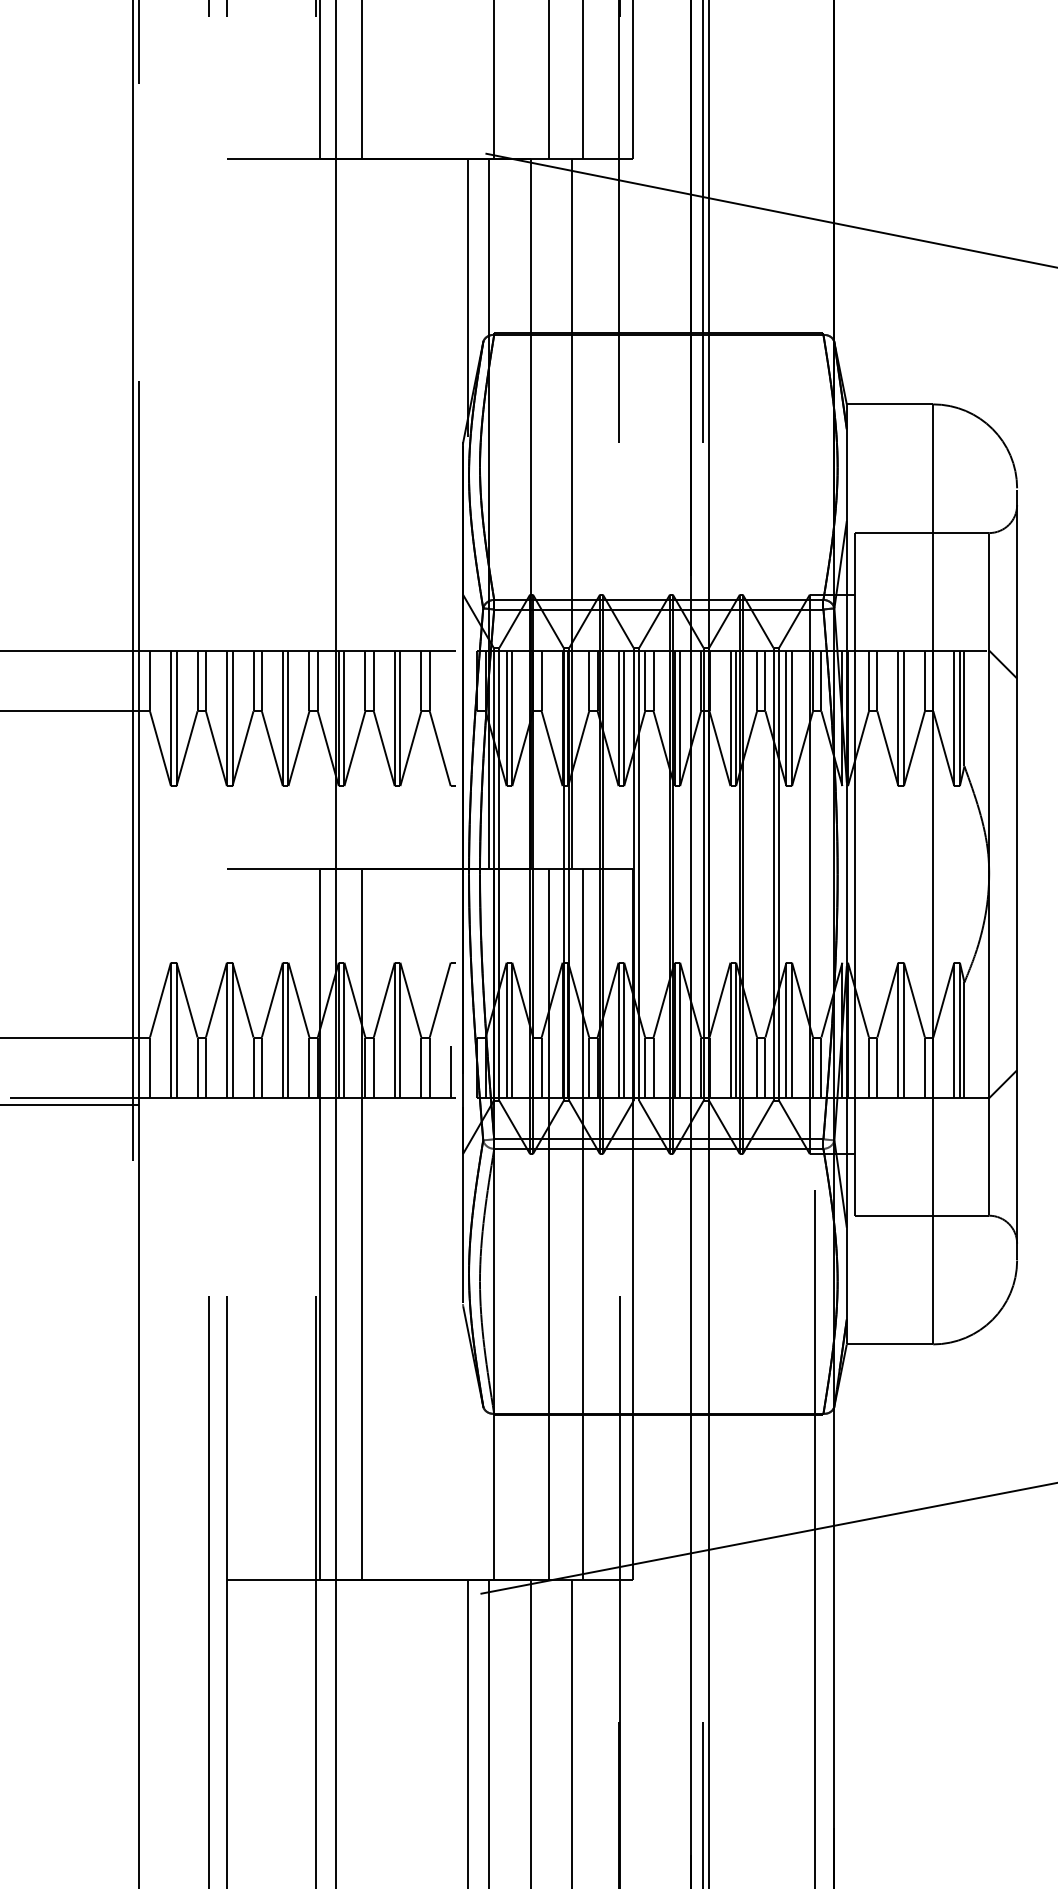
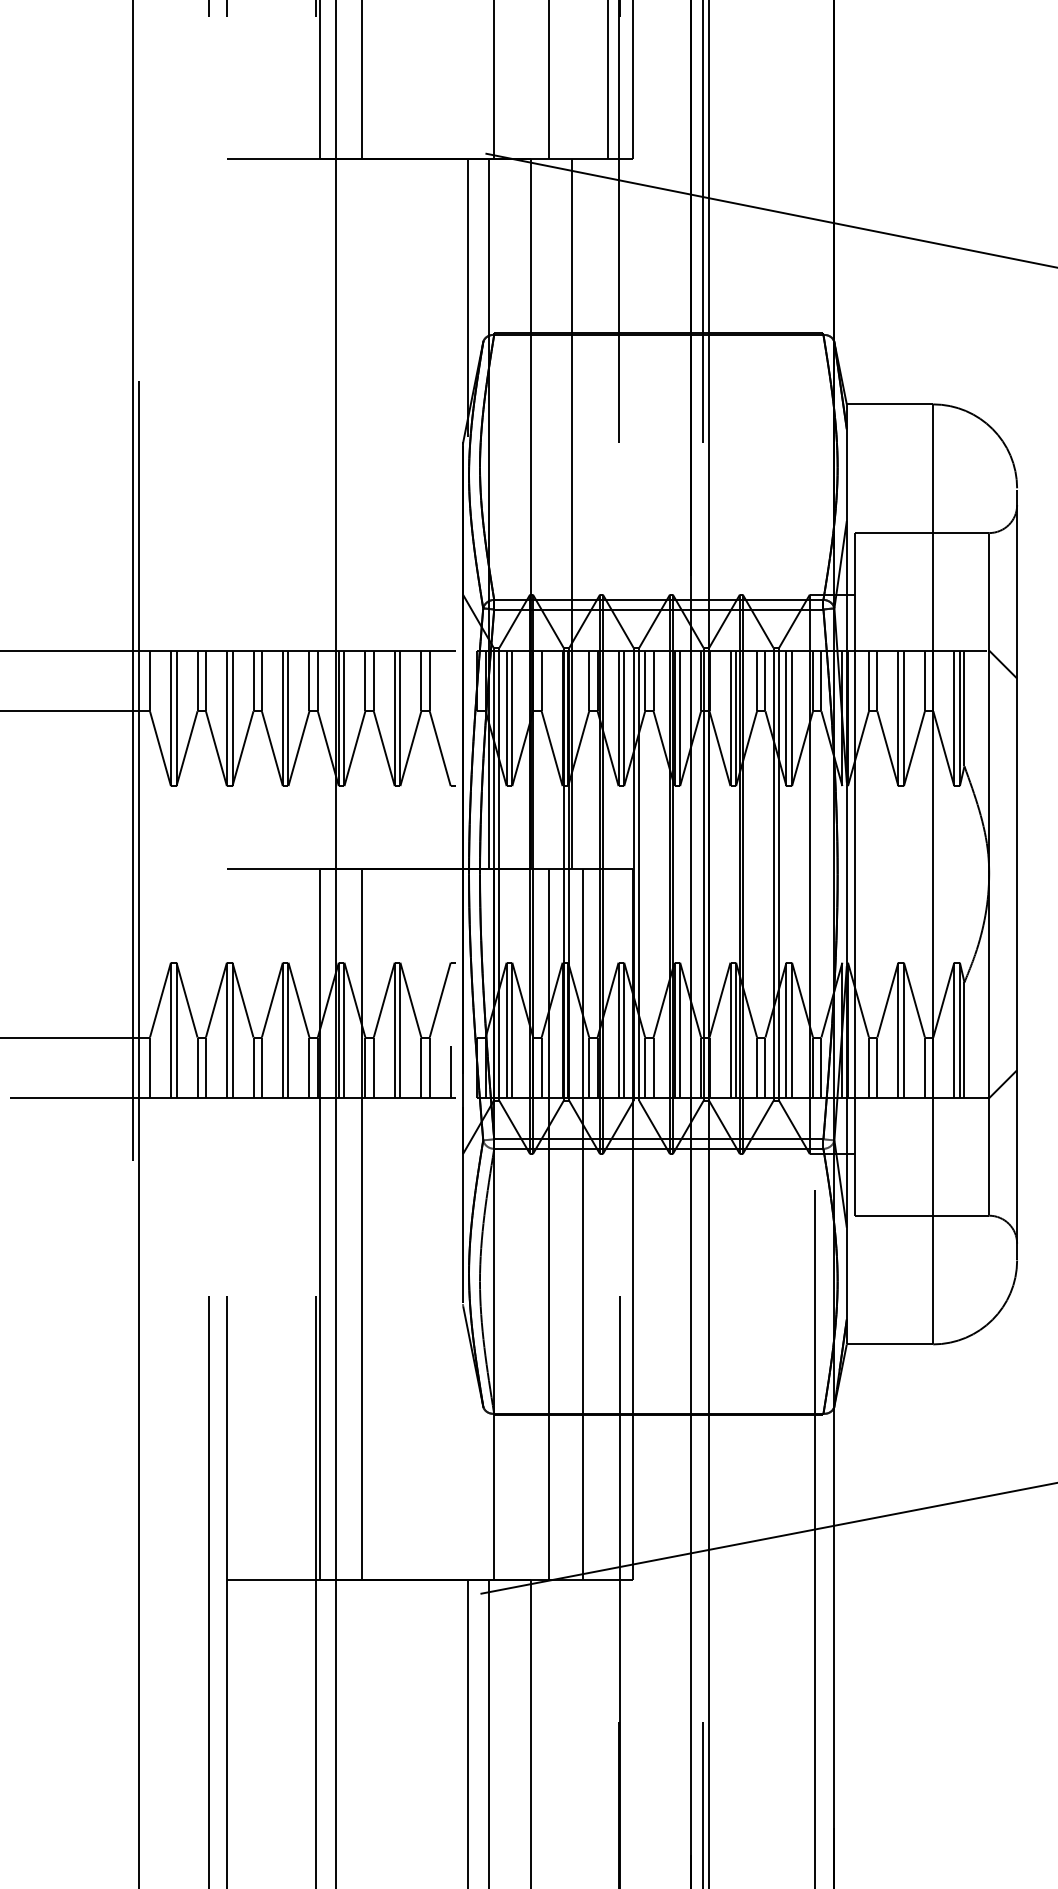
line: present -> none (138, 43)
line position: (582, 80) -> (607, 80) (607, 80)
line: present -> none (70, 1104)
line: present -> none (572, 1732)
